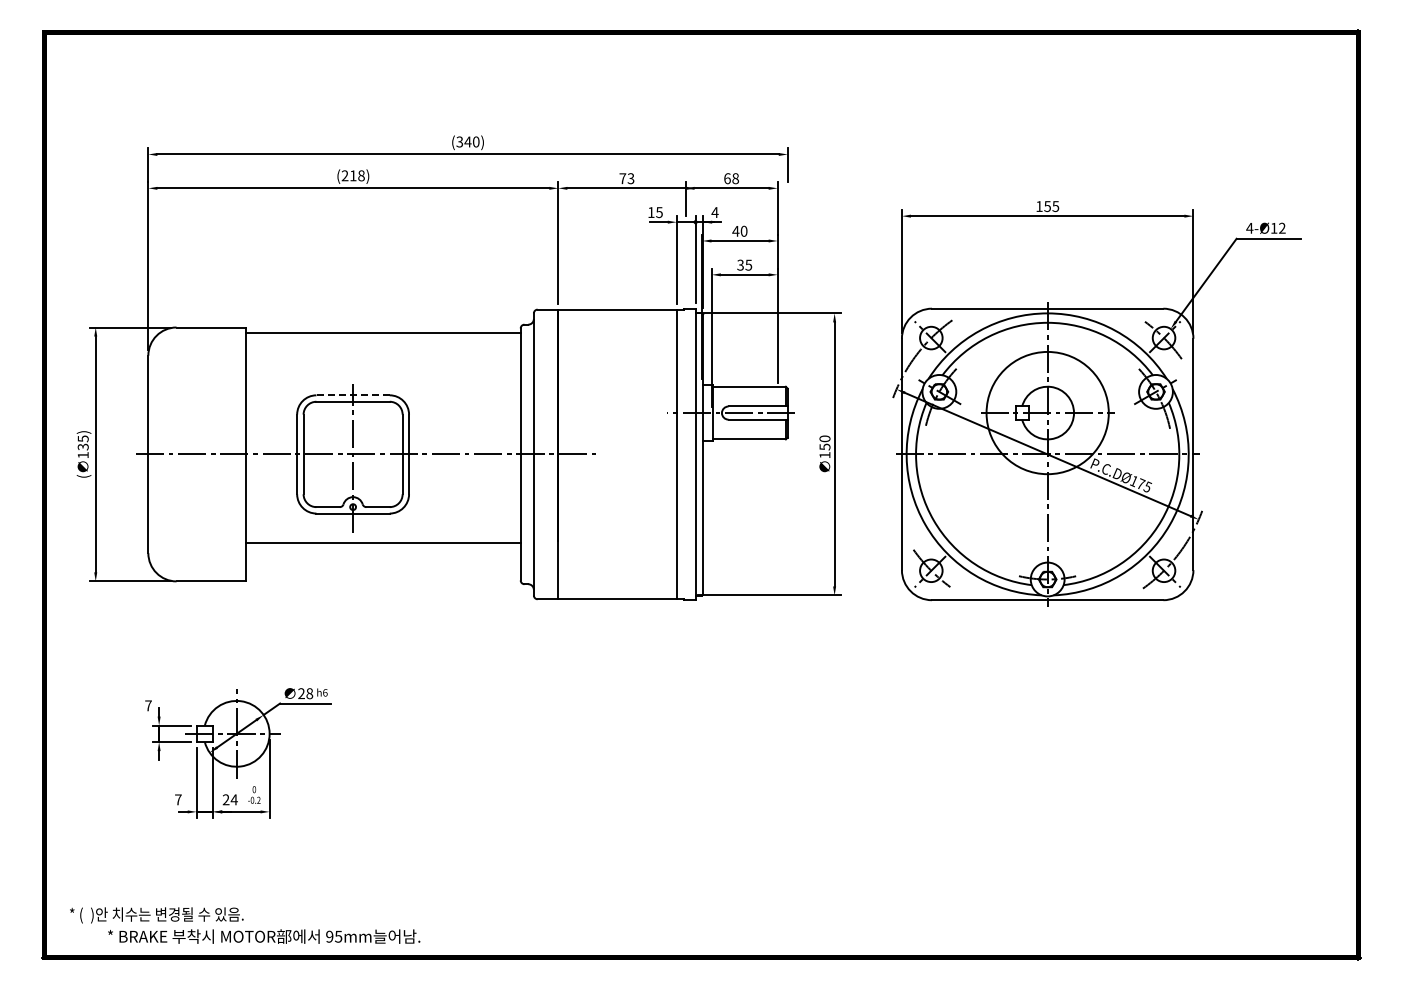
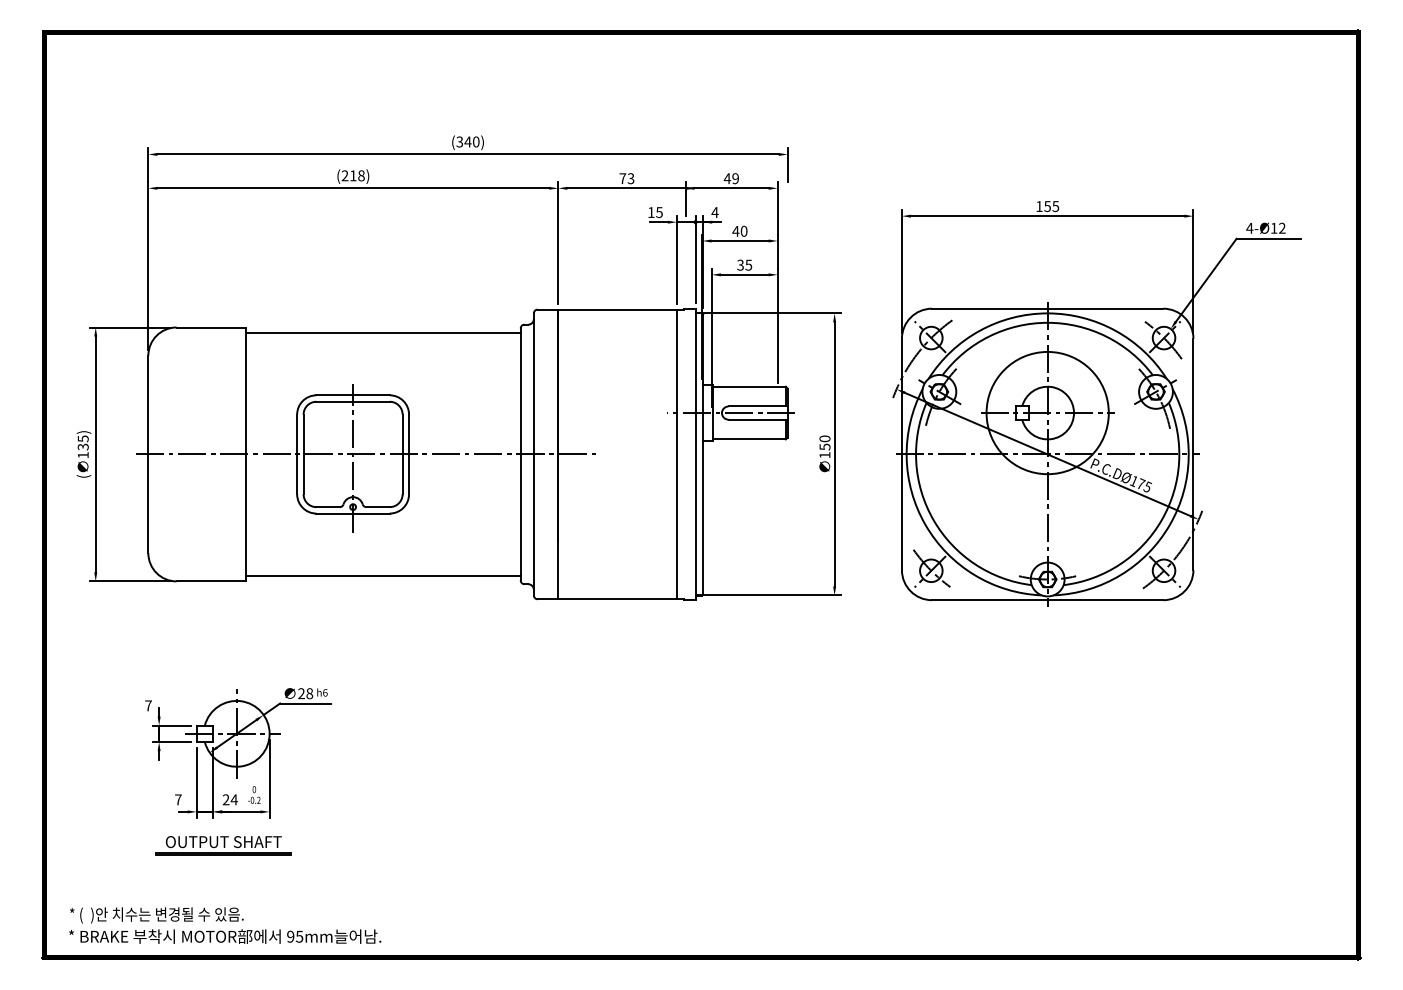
text: 68 -> 49 (731, 178)
line: dashed -> solid (353, 395)
line position: (383, 542) -> (383, 575) (383, 575)
part: none -> present (223, 845)
text position: (264, 936) -> (225, 936) (225, 936)
